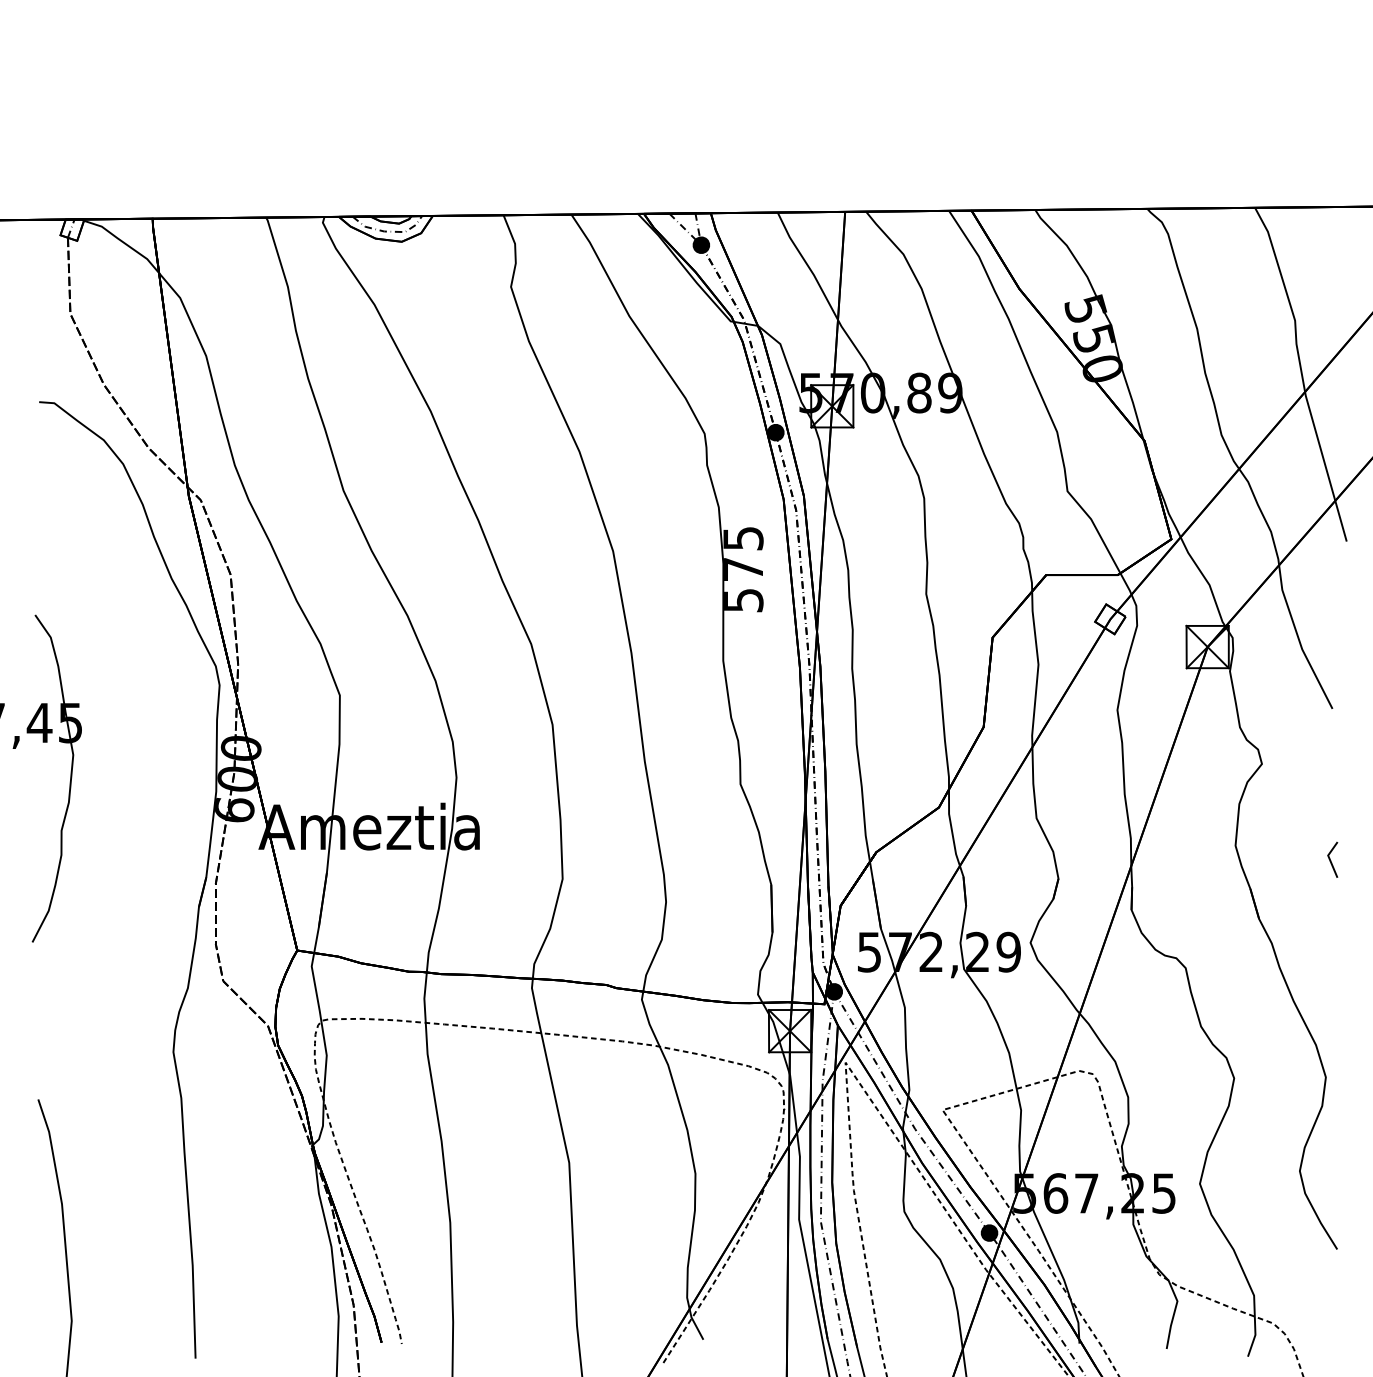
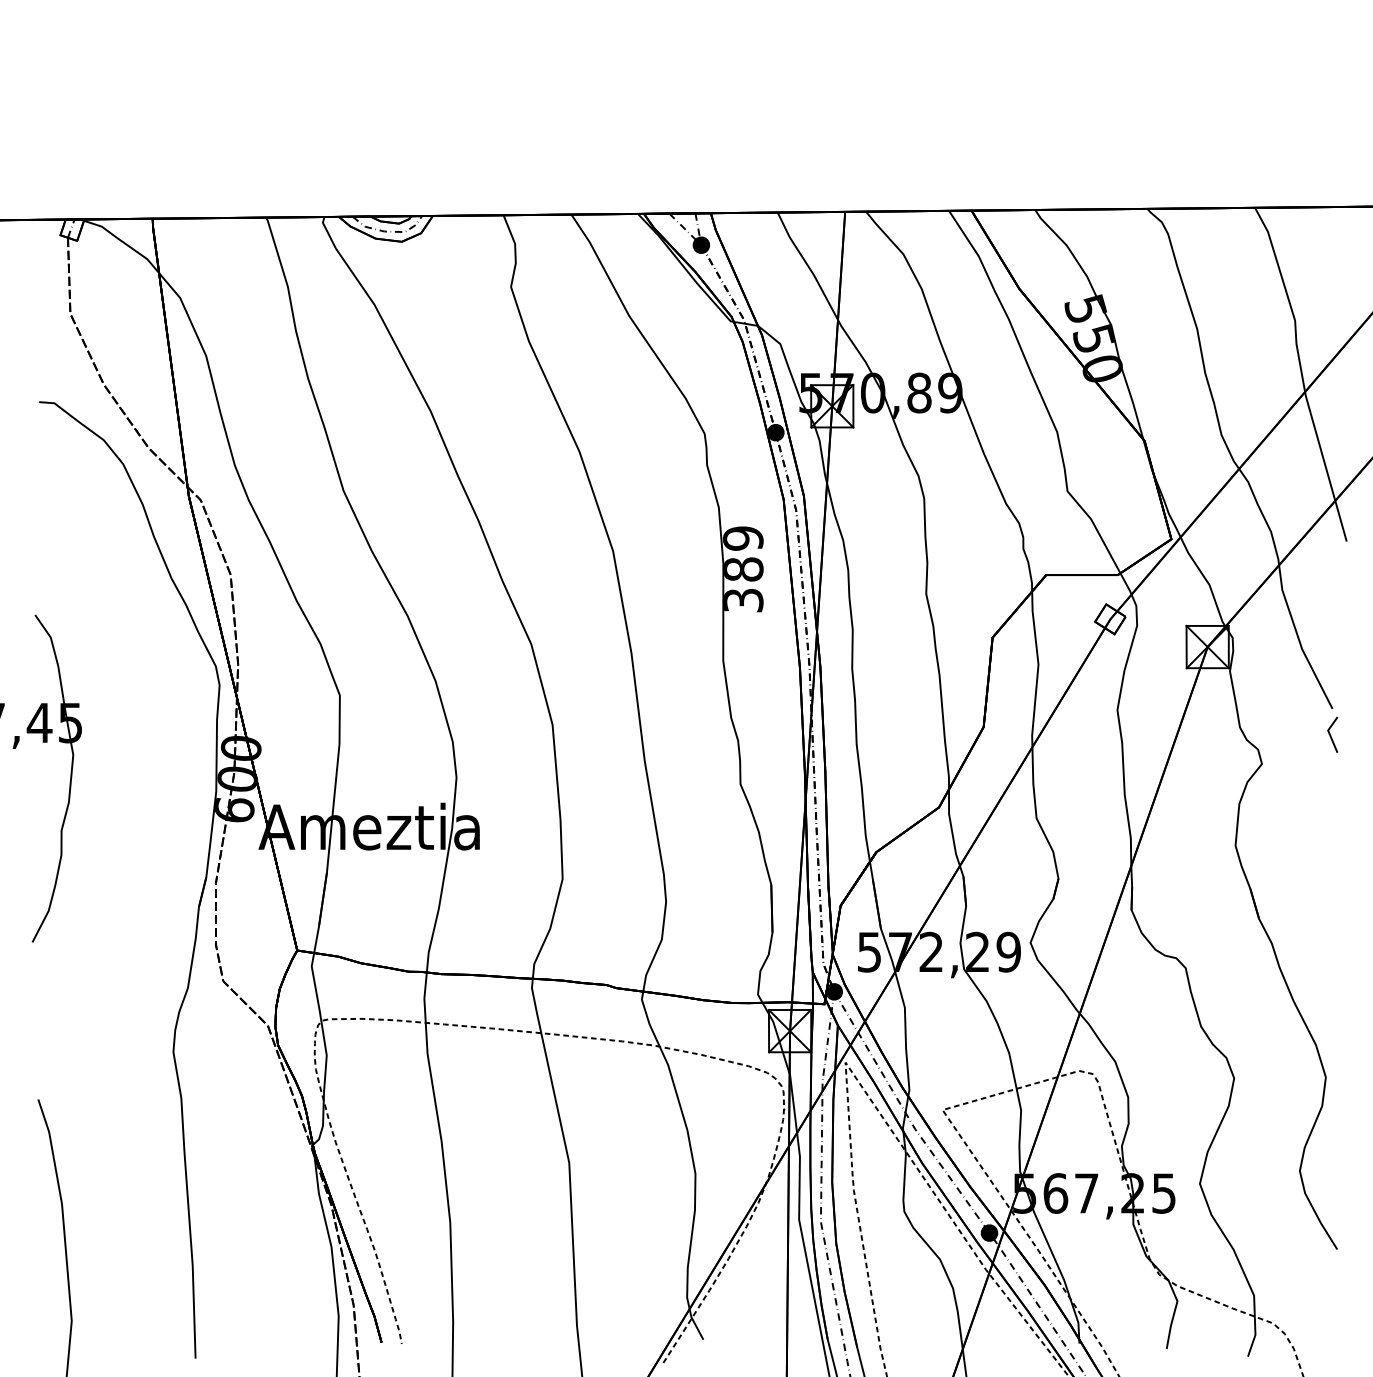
text: 575 -> 389 (743, 568)
line position: (1331, 860) -> (1331, 735) (1331, 735)
